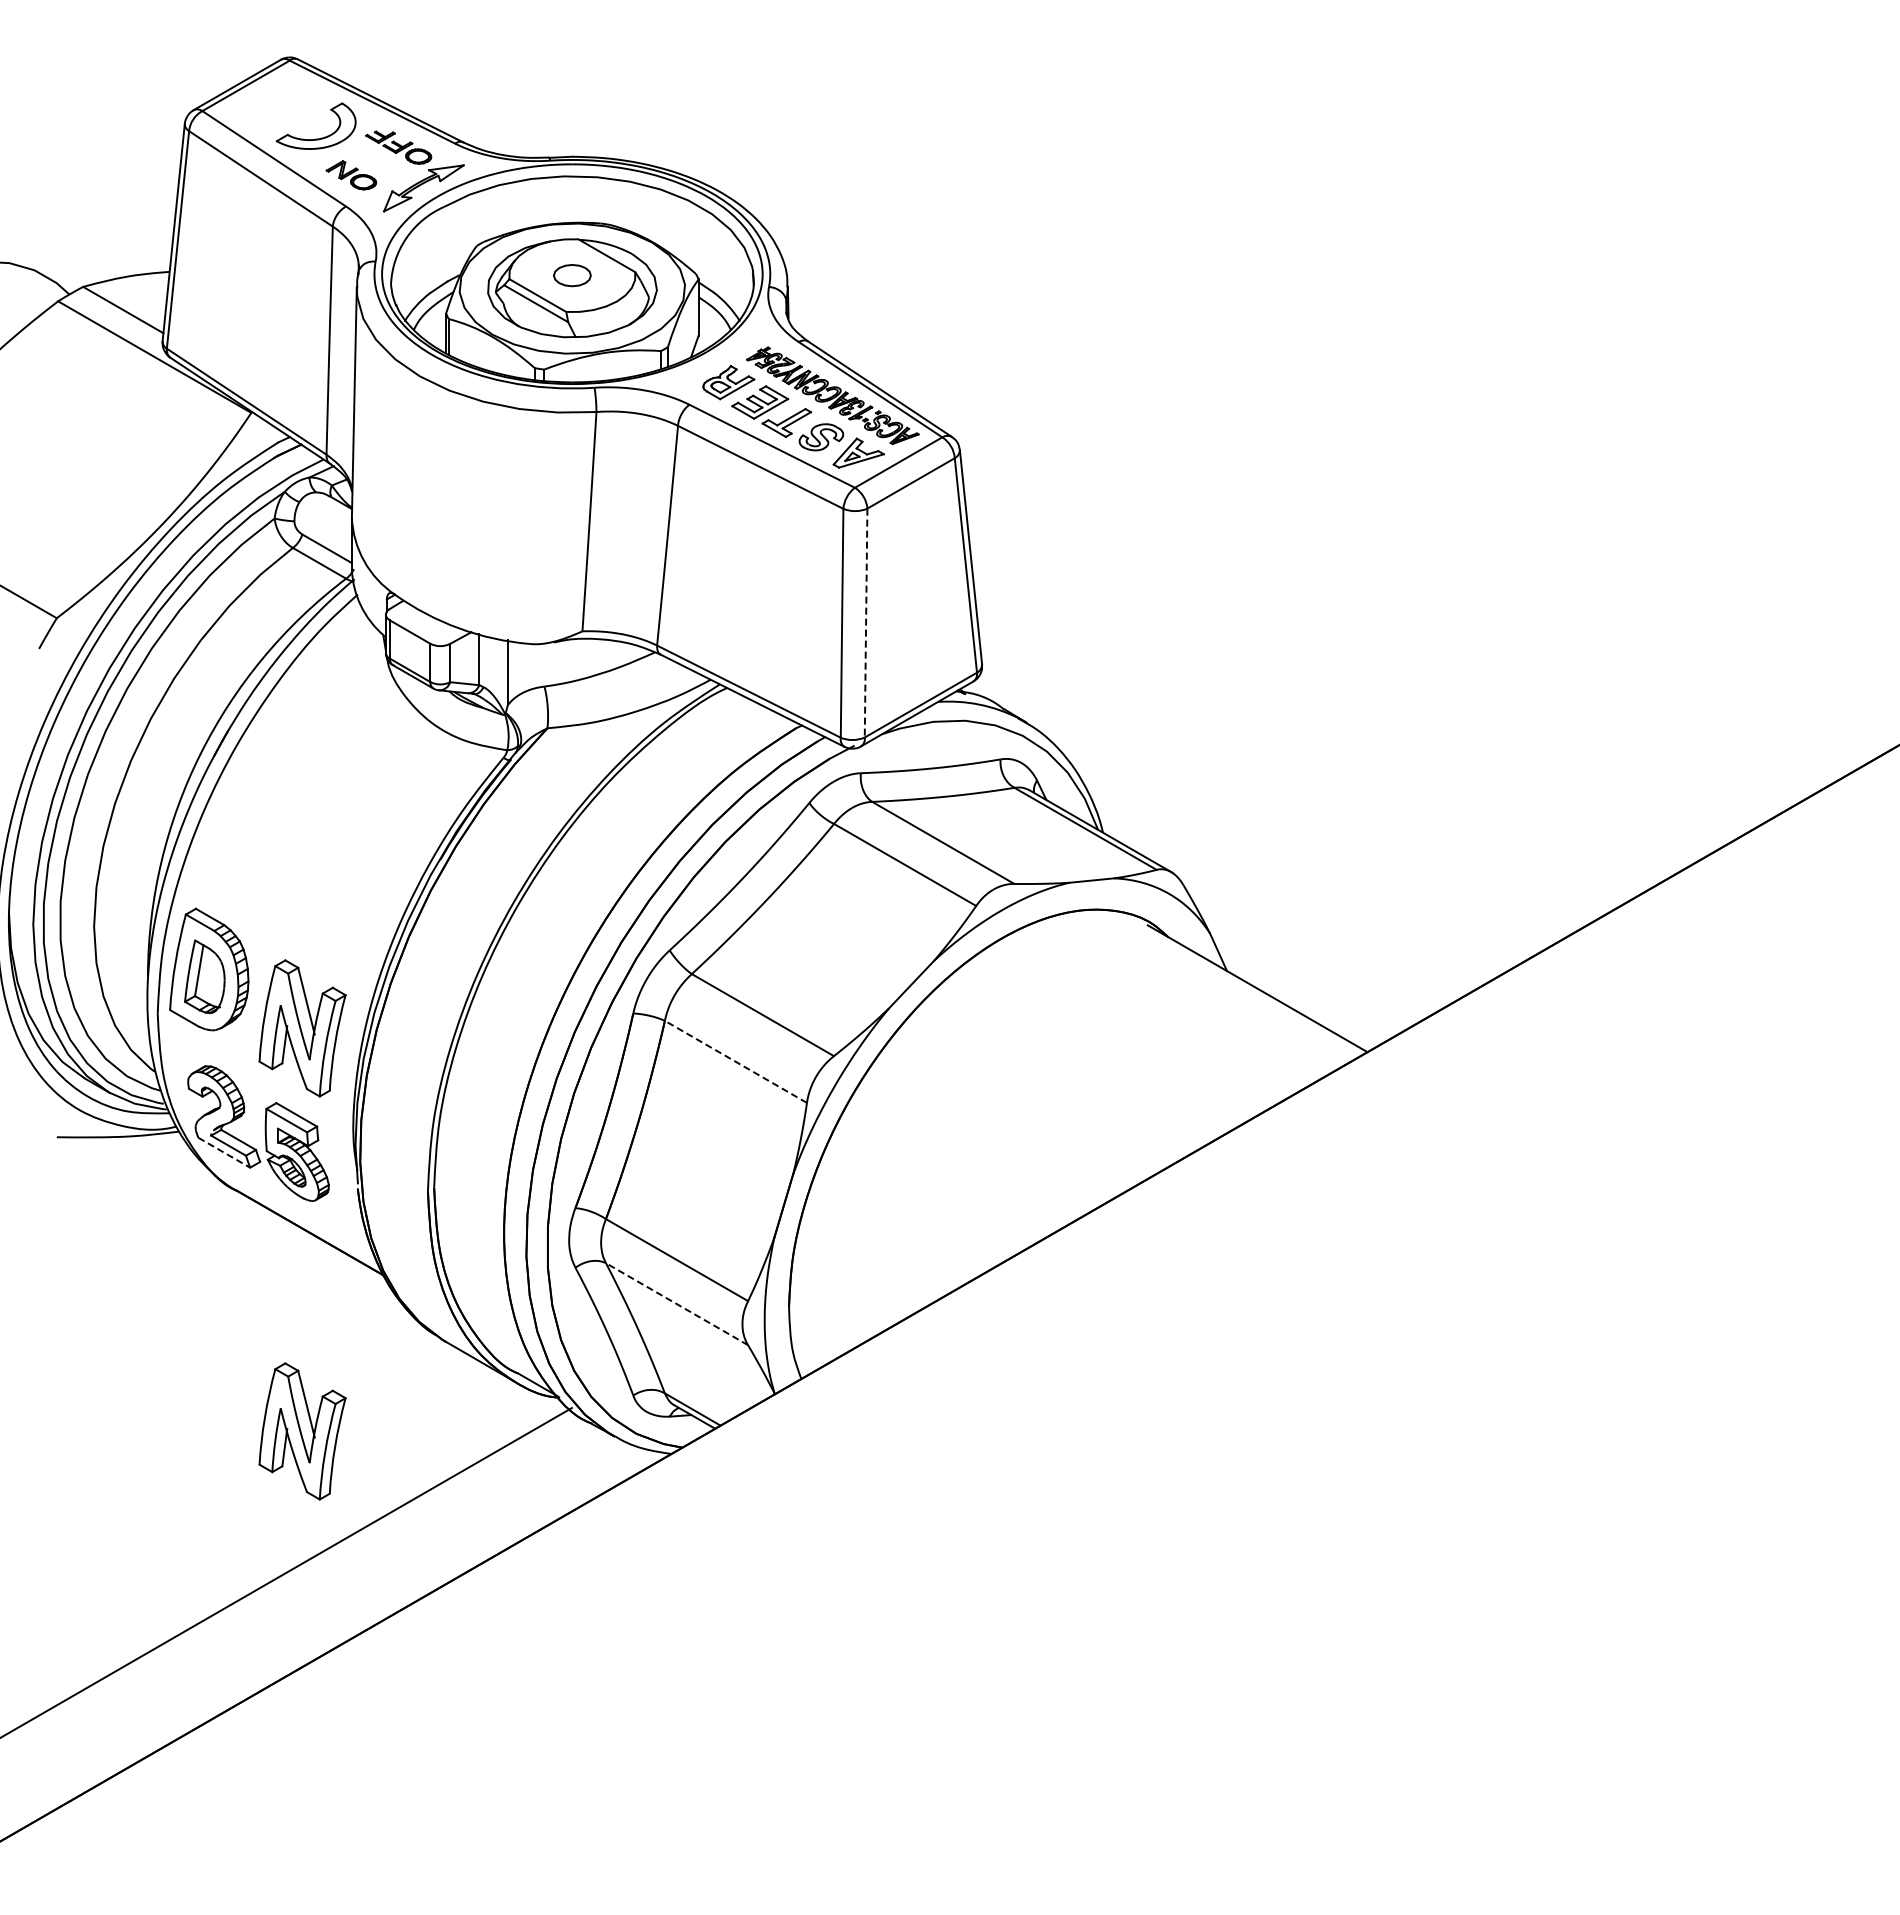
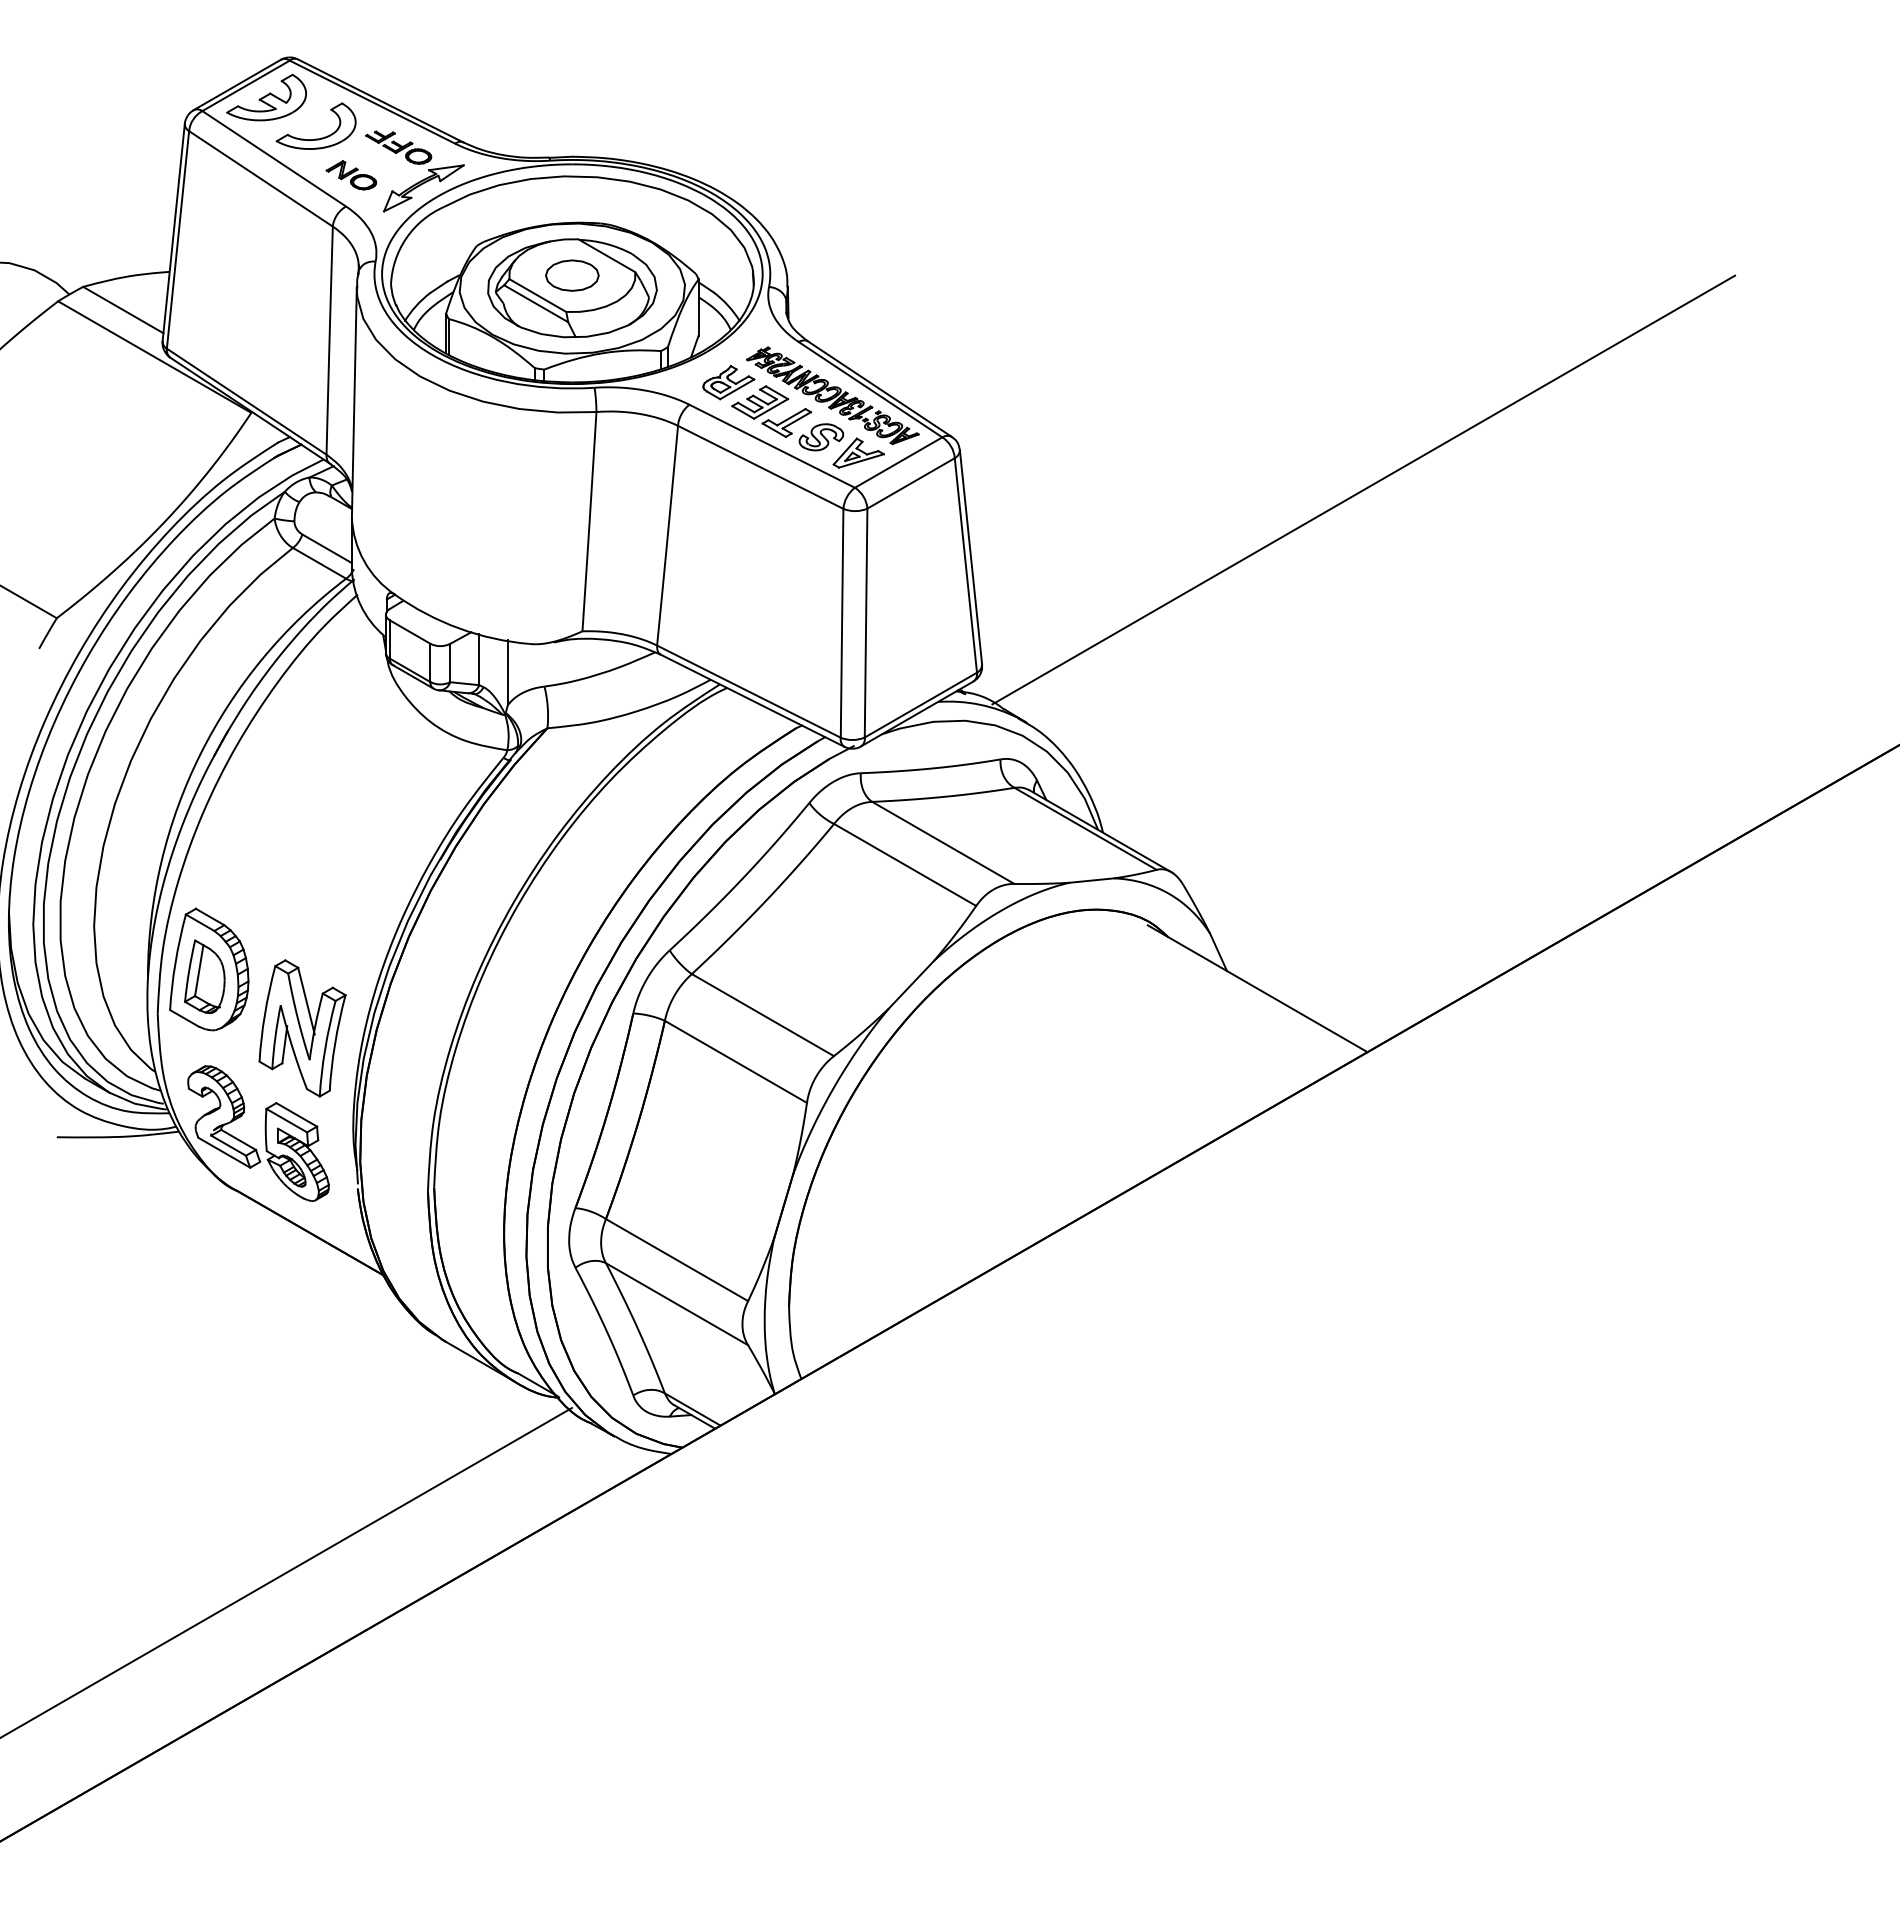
part: none -> present (266, 97)
part size: 39x24 px -> 55x33 px (572, 275)
line: none -> present (1363, 489)
line: dashed -> solid (866, 623)
line: dashed -> solid (735, 1061)
line: dashed -> solid (224, 1152)
line: dashed -> solid (676, 1303)
part: present -> none (302, 1431)
